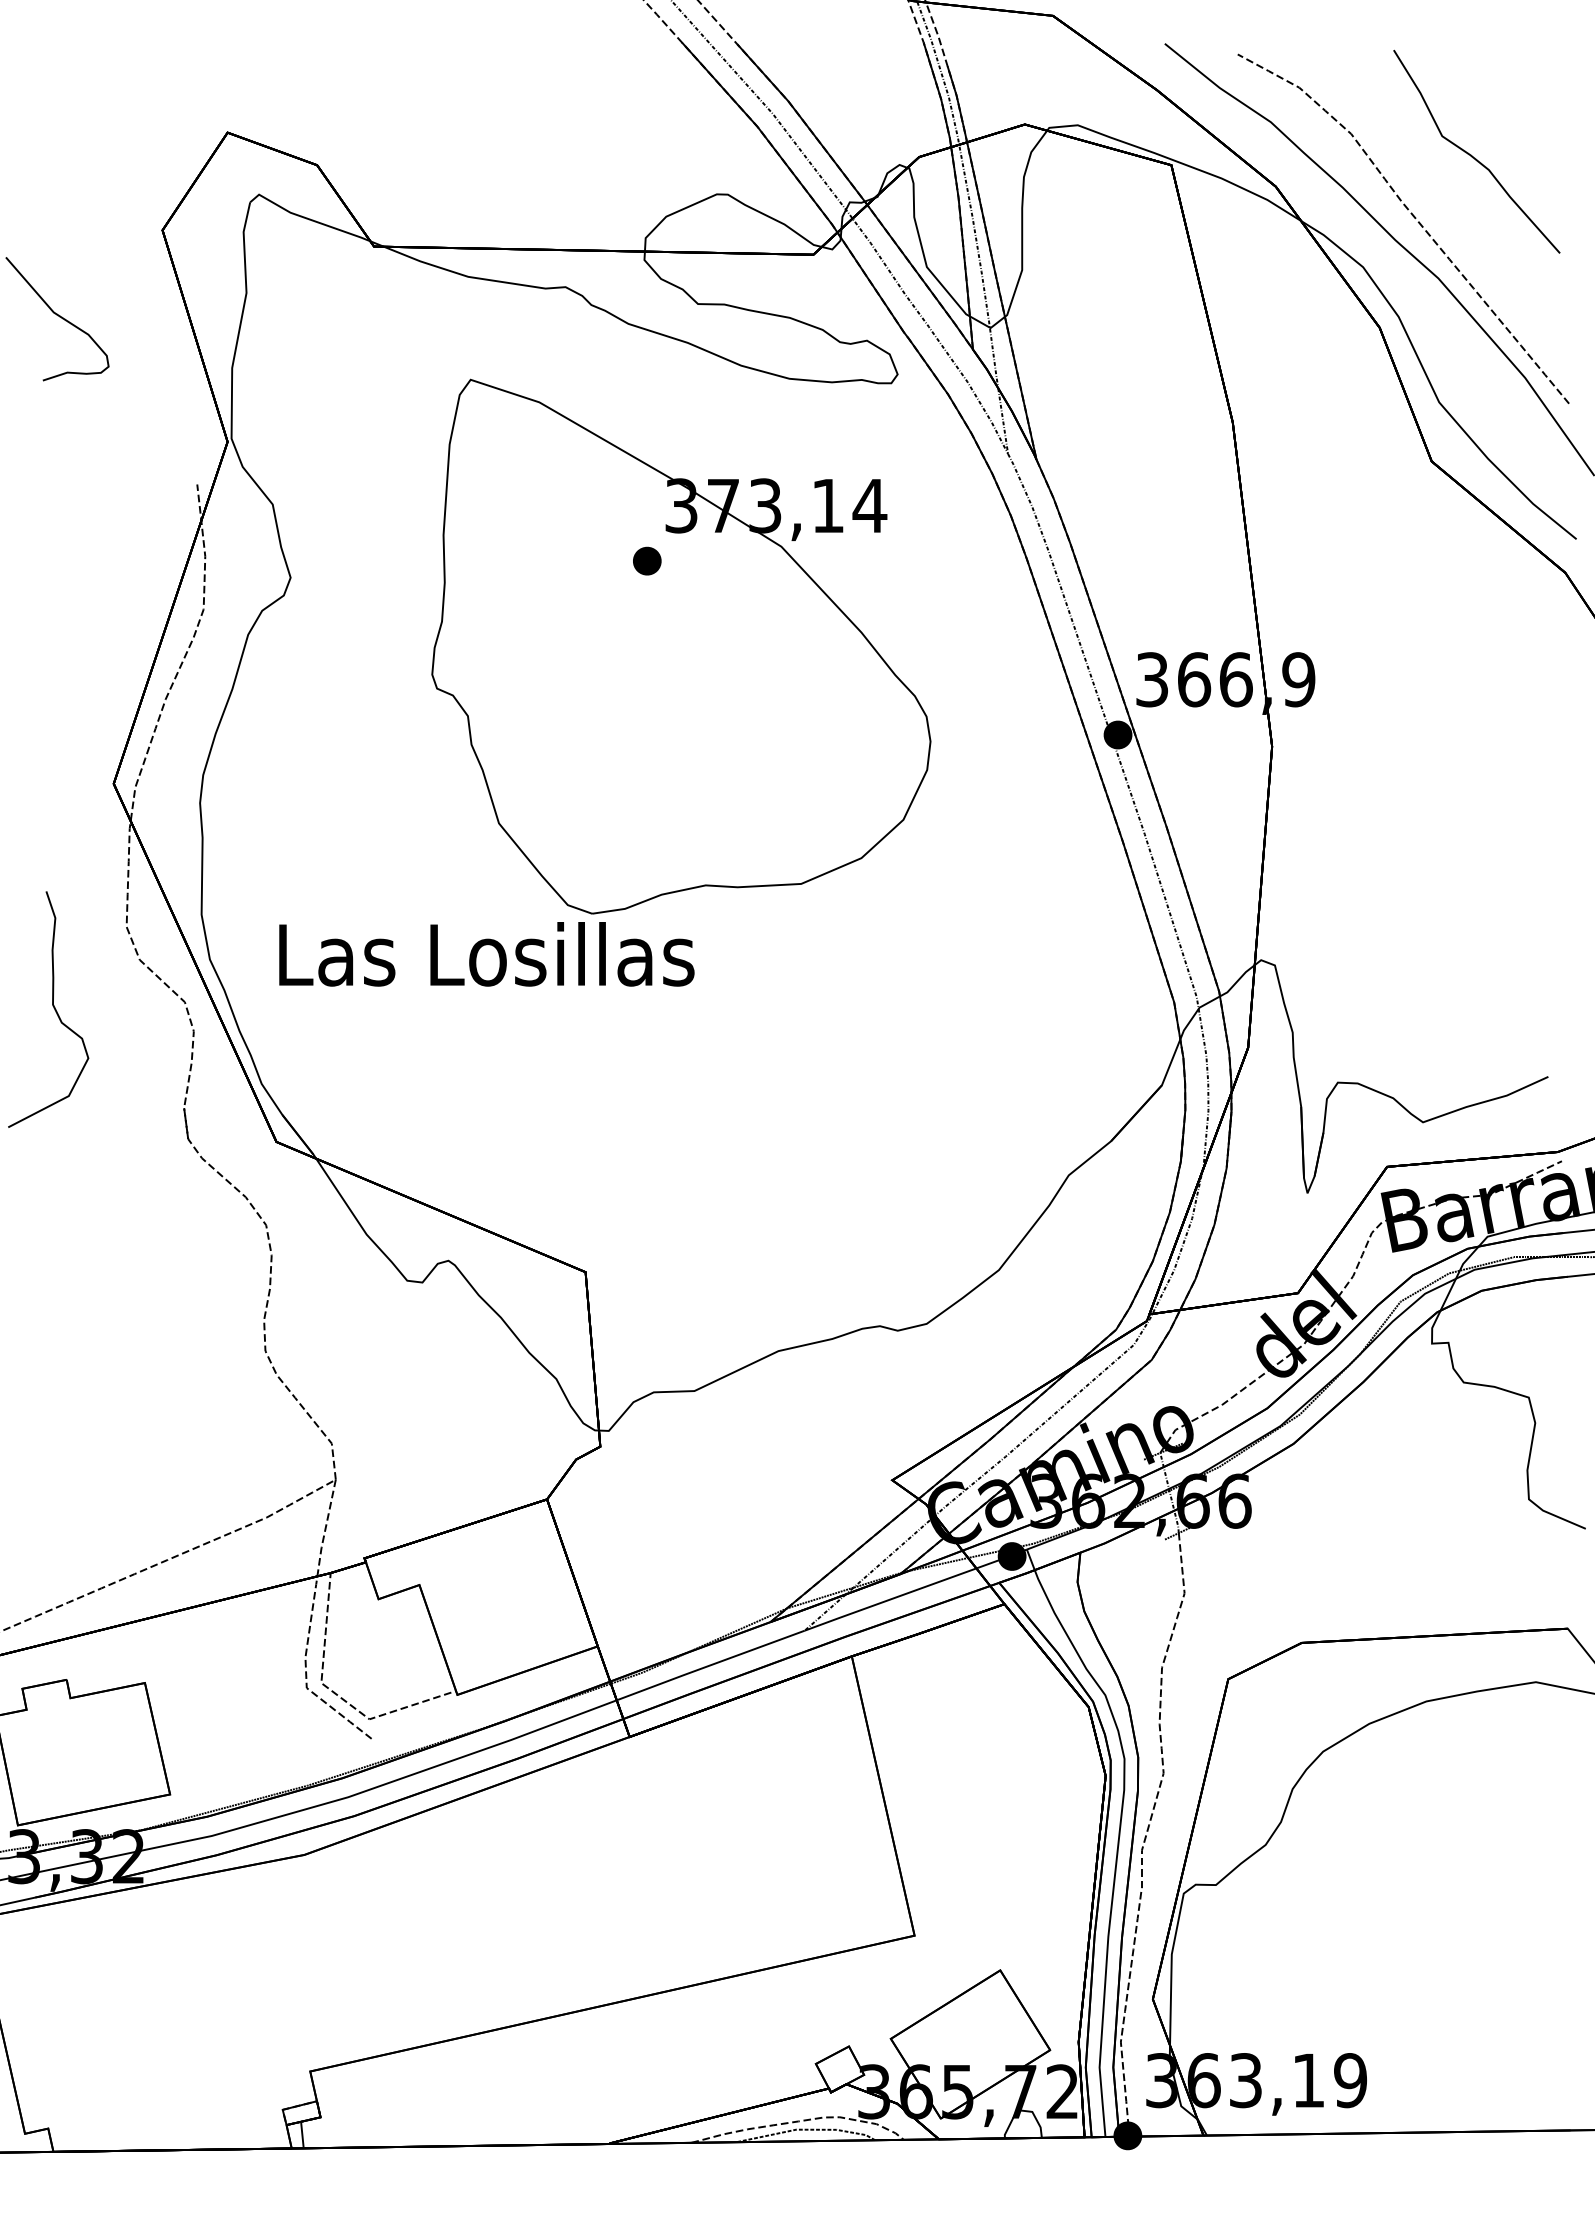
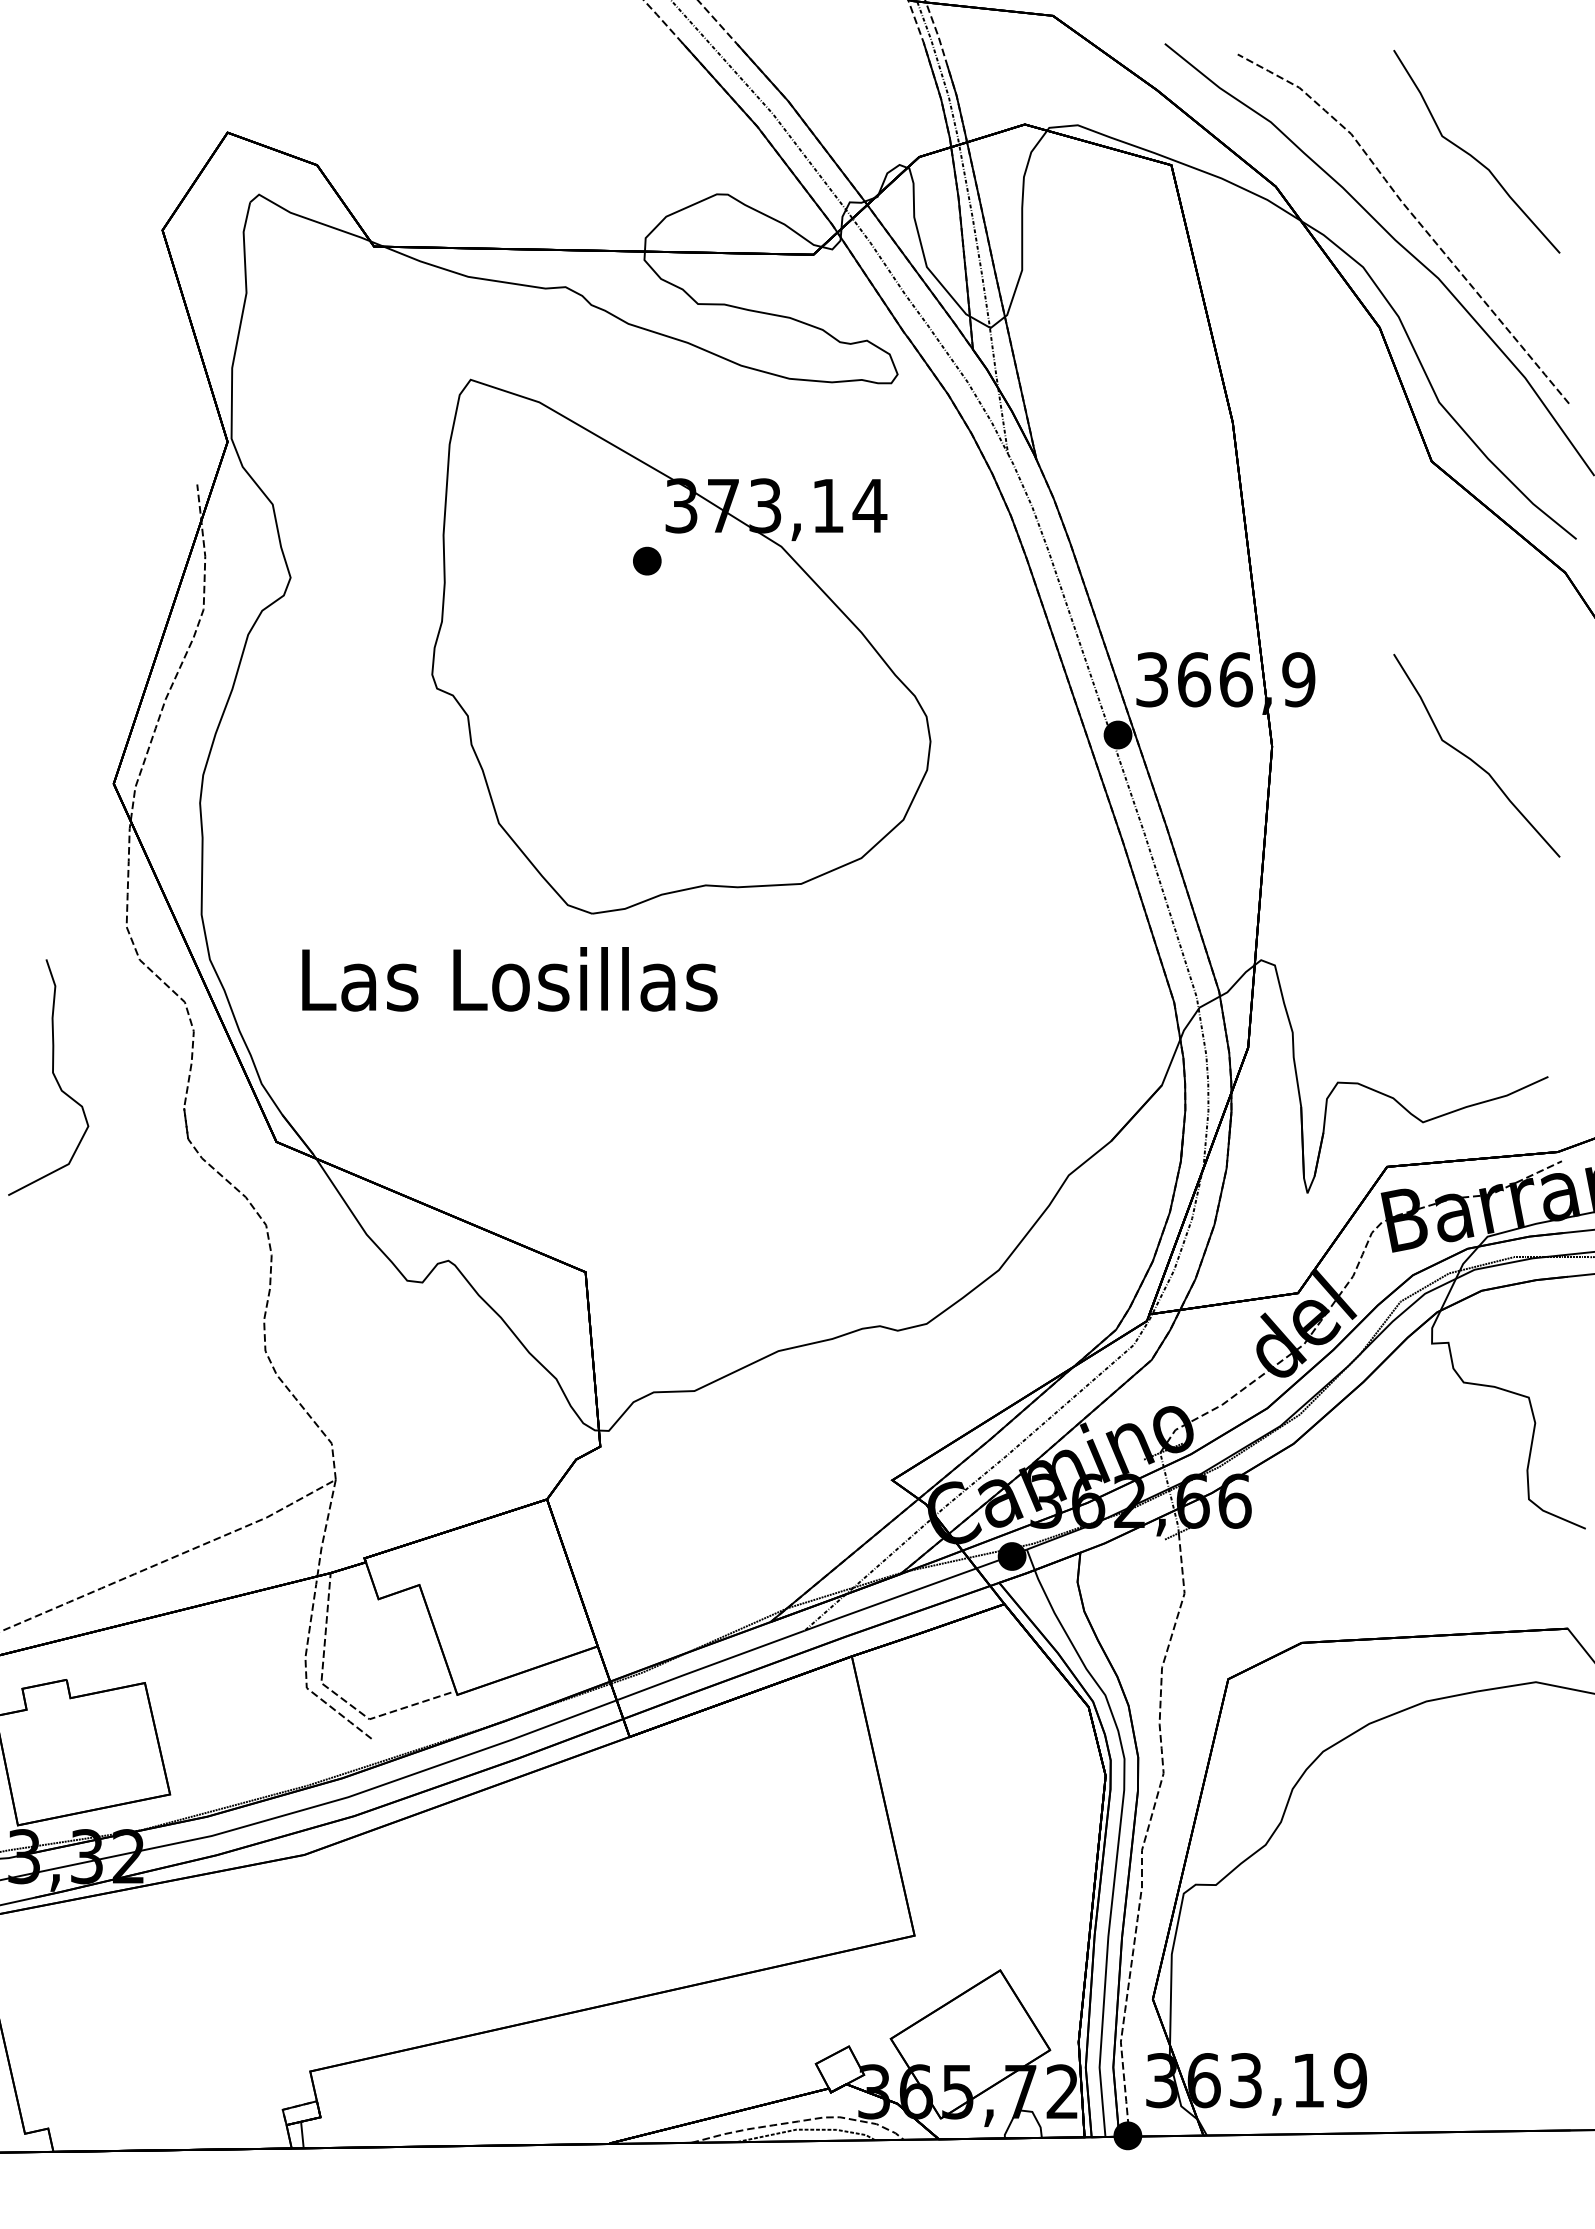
curve: present -> none (59, 317)
curve: none -> present (1472, 759)
text position: (486, 954) -> (509, 979) (509, 979)
curve position: (52, 1006) -> (52, 1074) (52, 1074)
